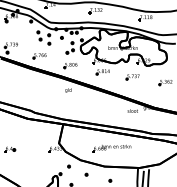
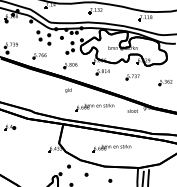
part: none -> present (94, 107)
part position: (10, 149) -> (10, 127) (10, 127)
